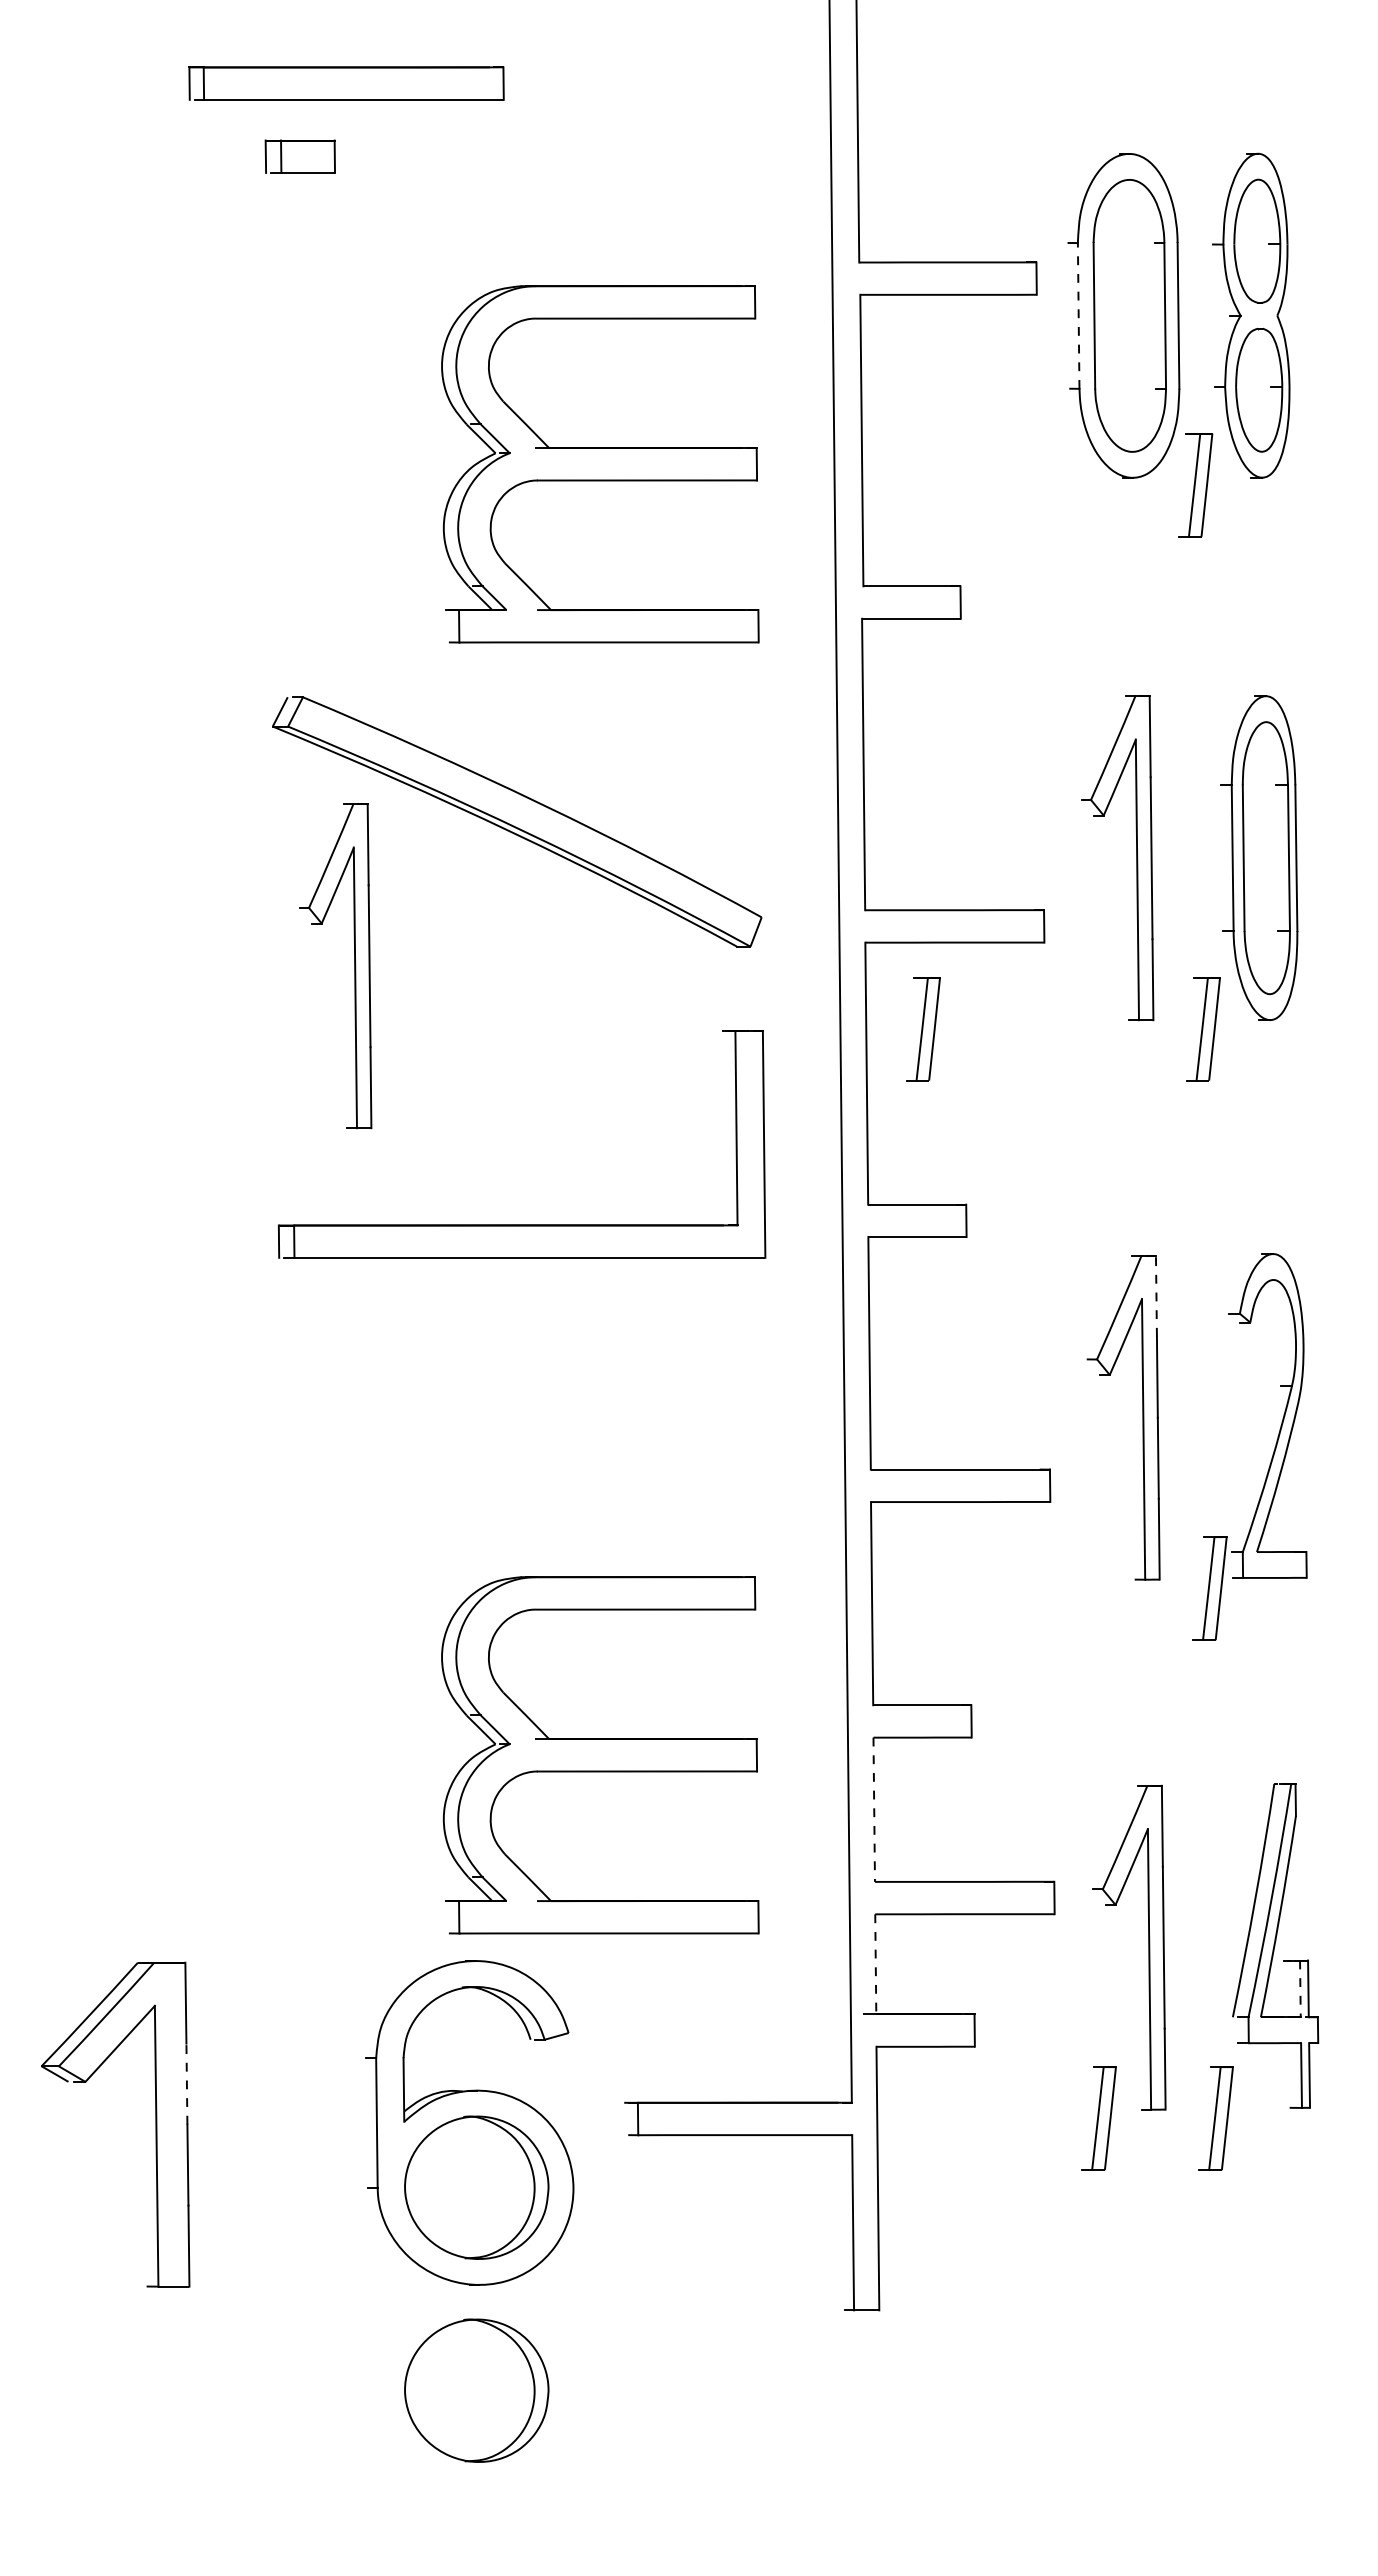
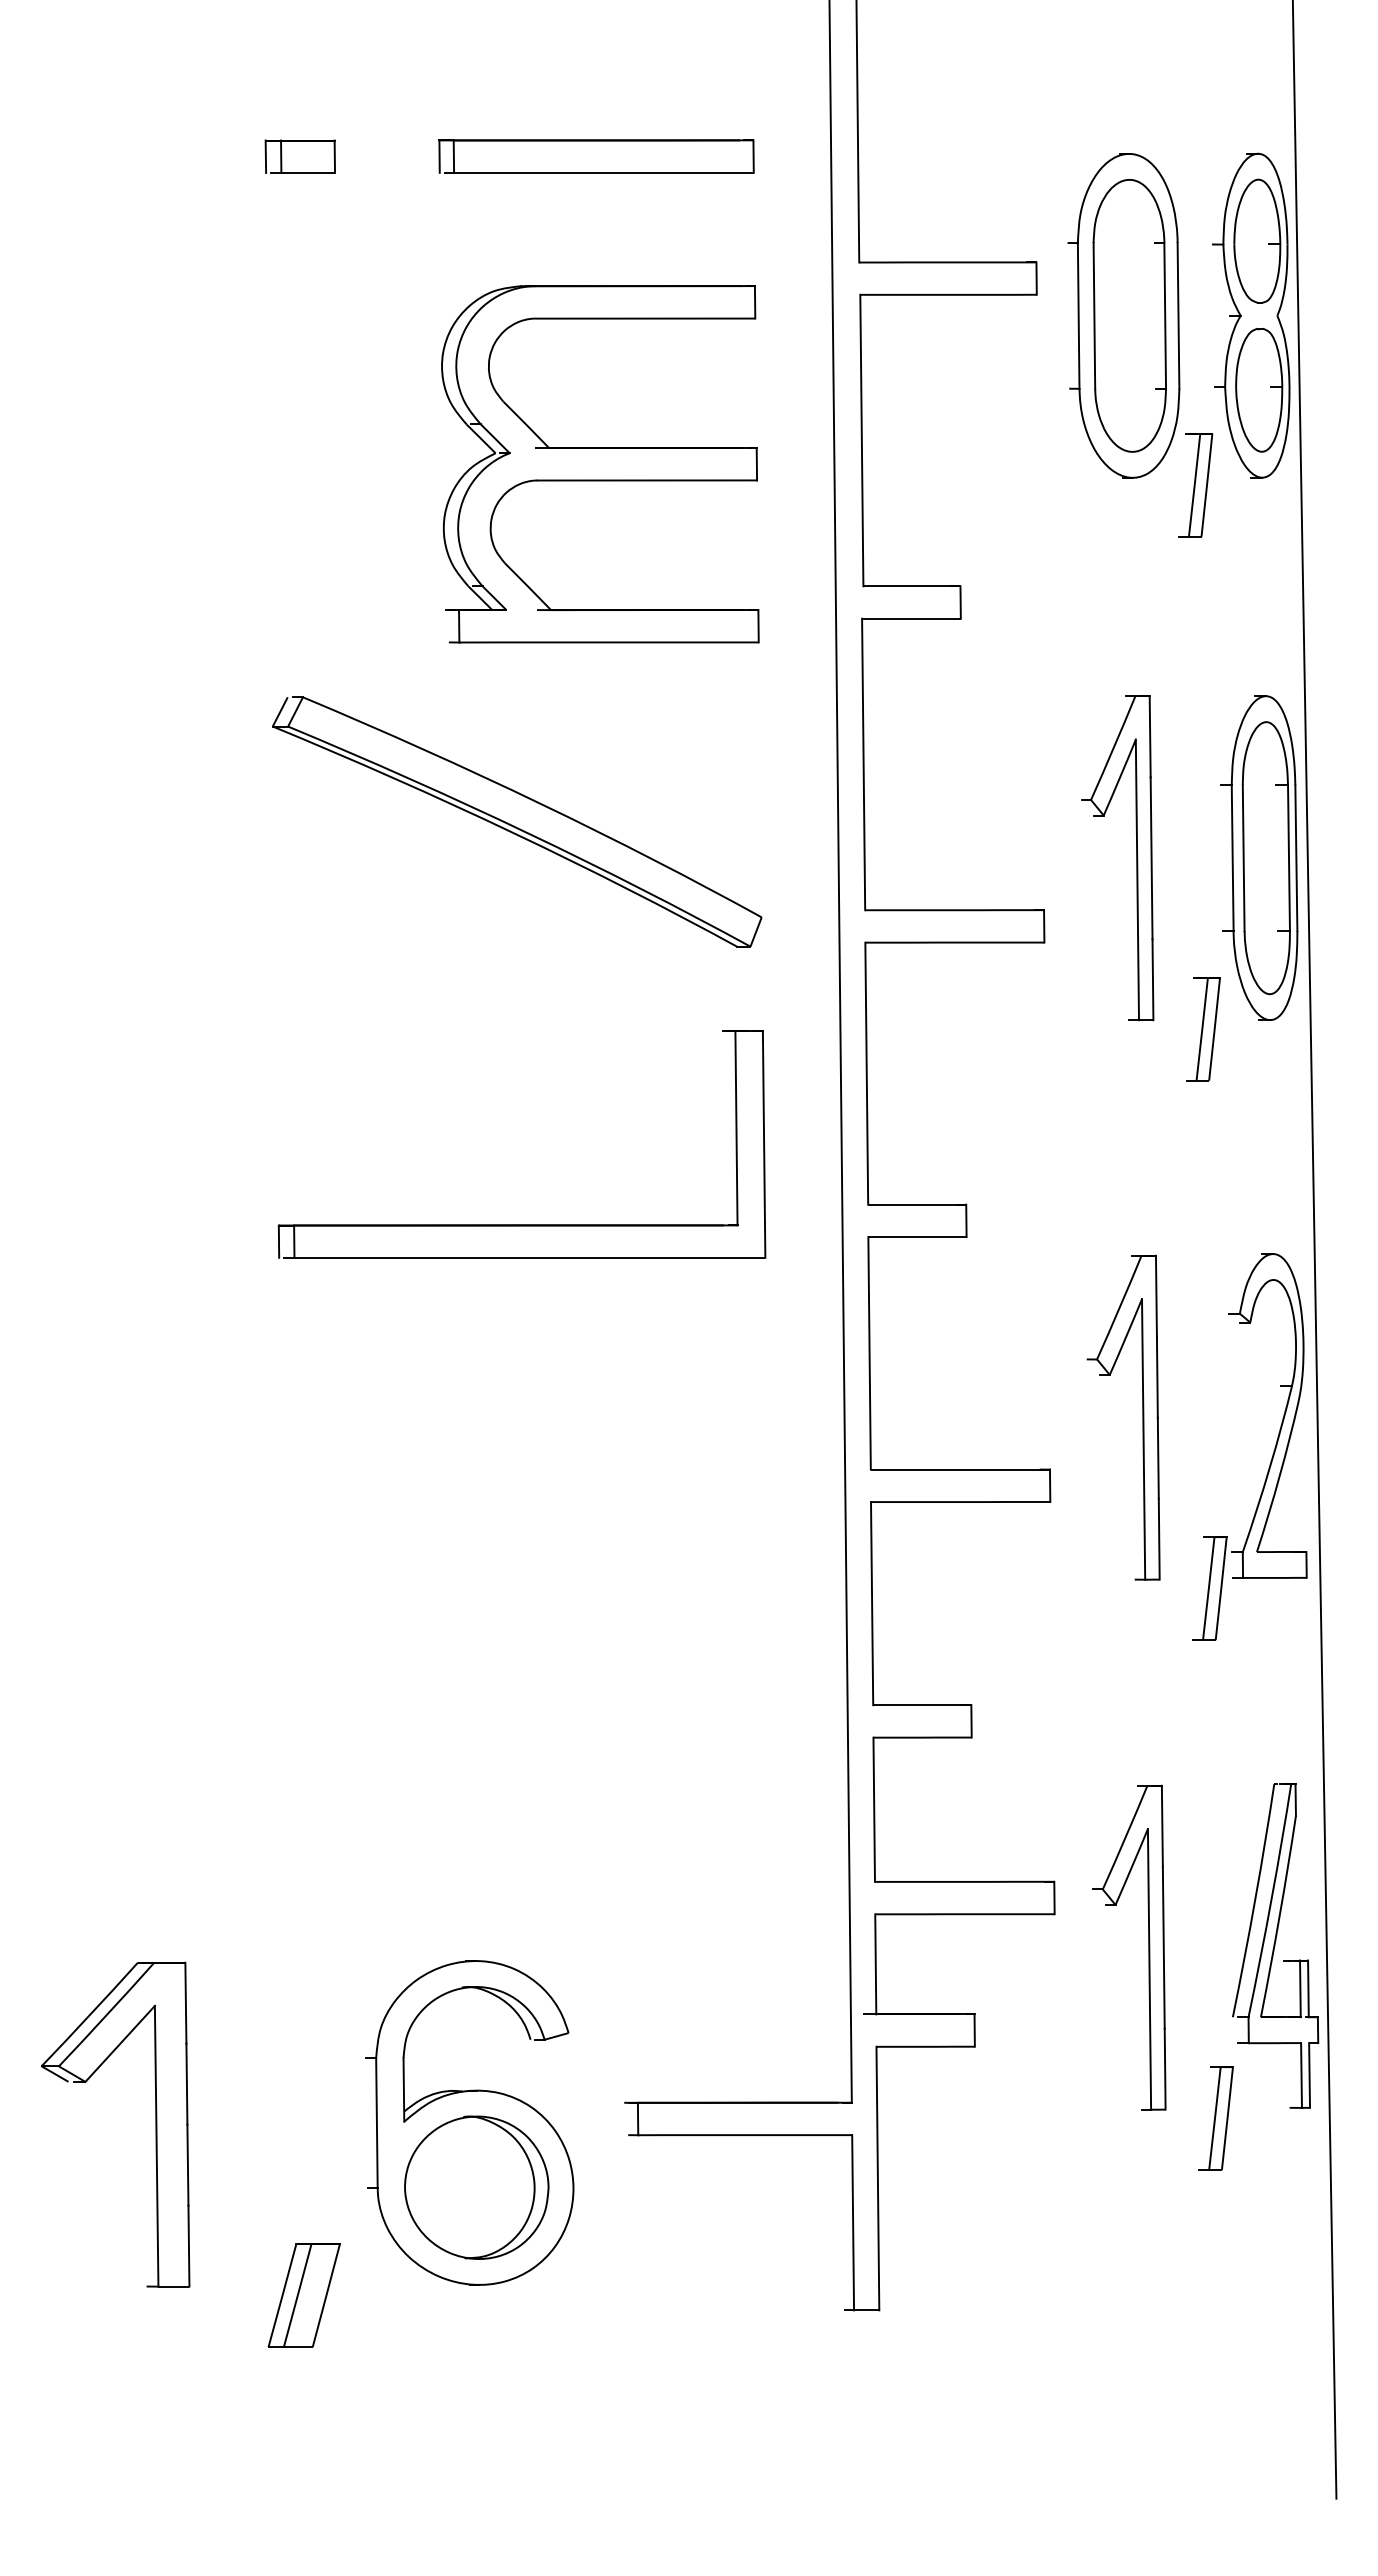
part position: (346, 83) -> (596, 156) (596, 156)
line: dashed -> solid (1078, 315)
part: present -> none (354, 966)
part: present -> none (923, 1029)
line: none -> present (1314, 1250)
line: dashed -> solid (1156, 1295)
part: present -> none (600, 1755)
line: dashed -> solid (874, 1810)
line: dashed -> solid (875, 1964)
line: dashed -> solid (1300, 1989)
line: dashed -> solid (186, 2084)
part: present -> none (1098, 2118)
part: none -> present (303, 2295)
part: present -> none (476, 2390)
